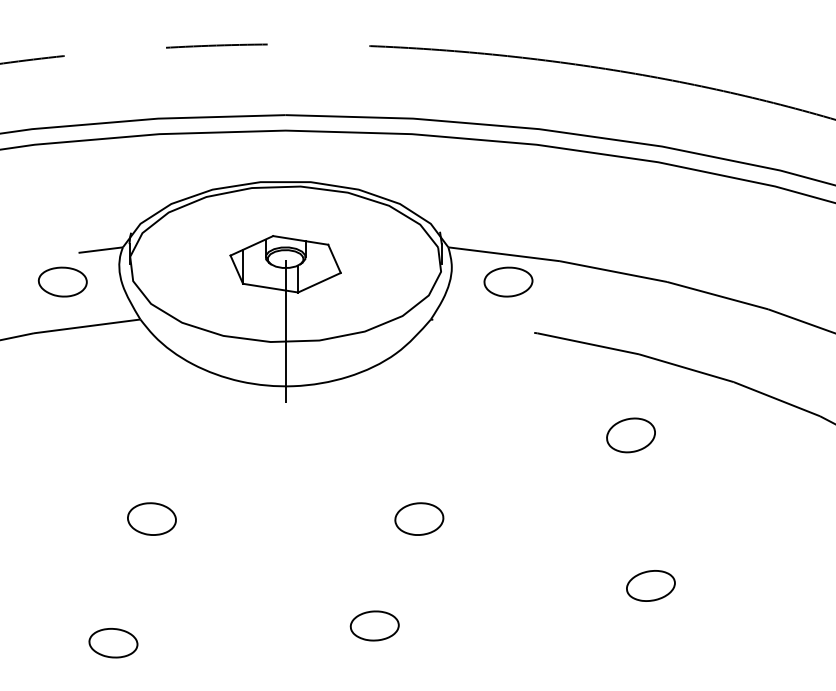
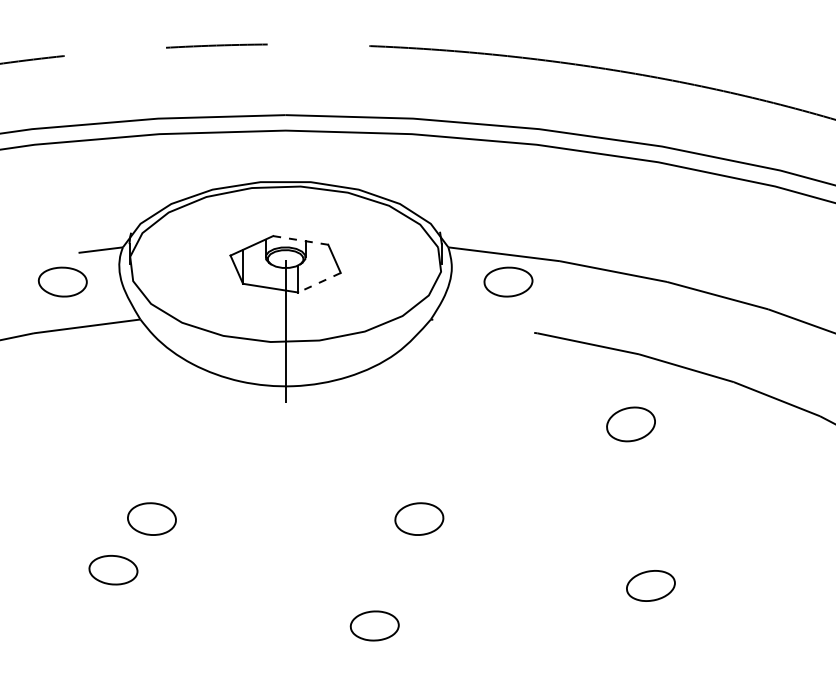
line: solid -> dashed (300, 240)
line: solid -> dashed (319, 282)
part position: (630, 435) -> (630, 424) (630, 424)
part position: (113, 643) -> (113, 570) (113, 570)
